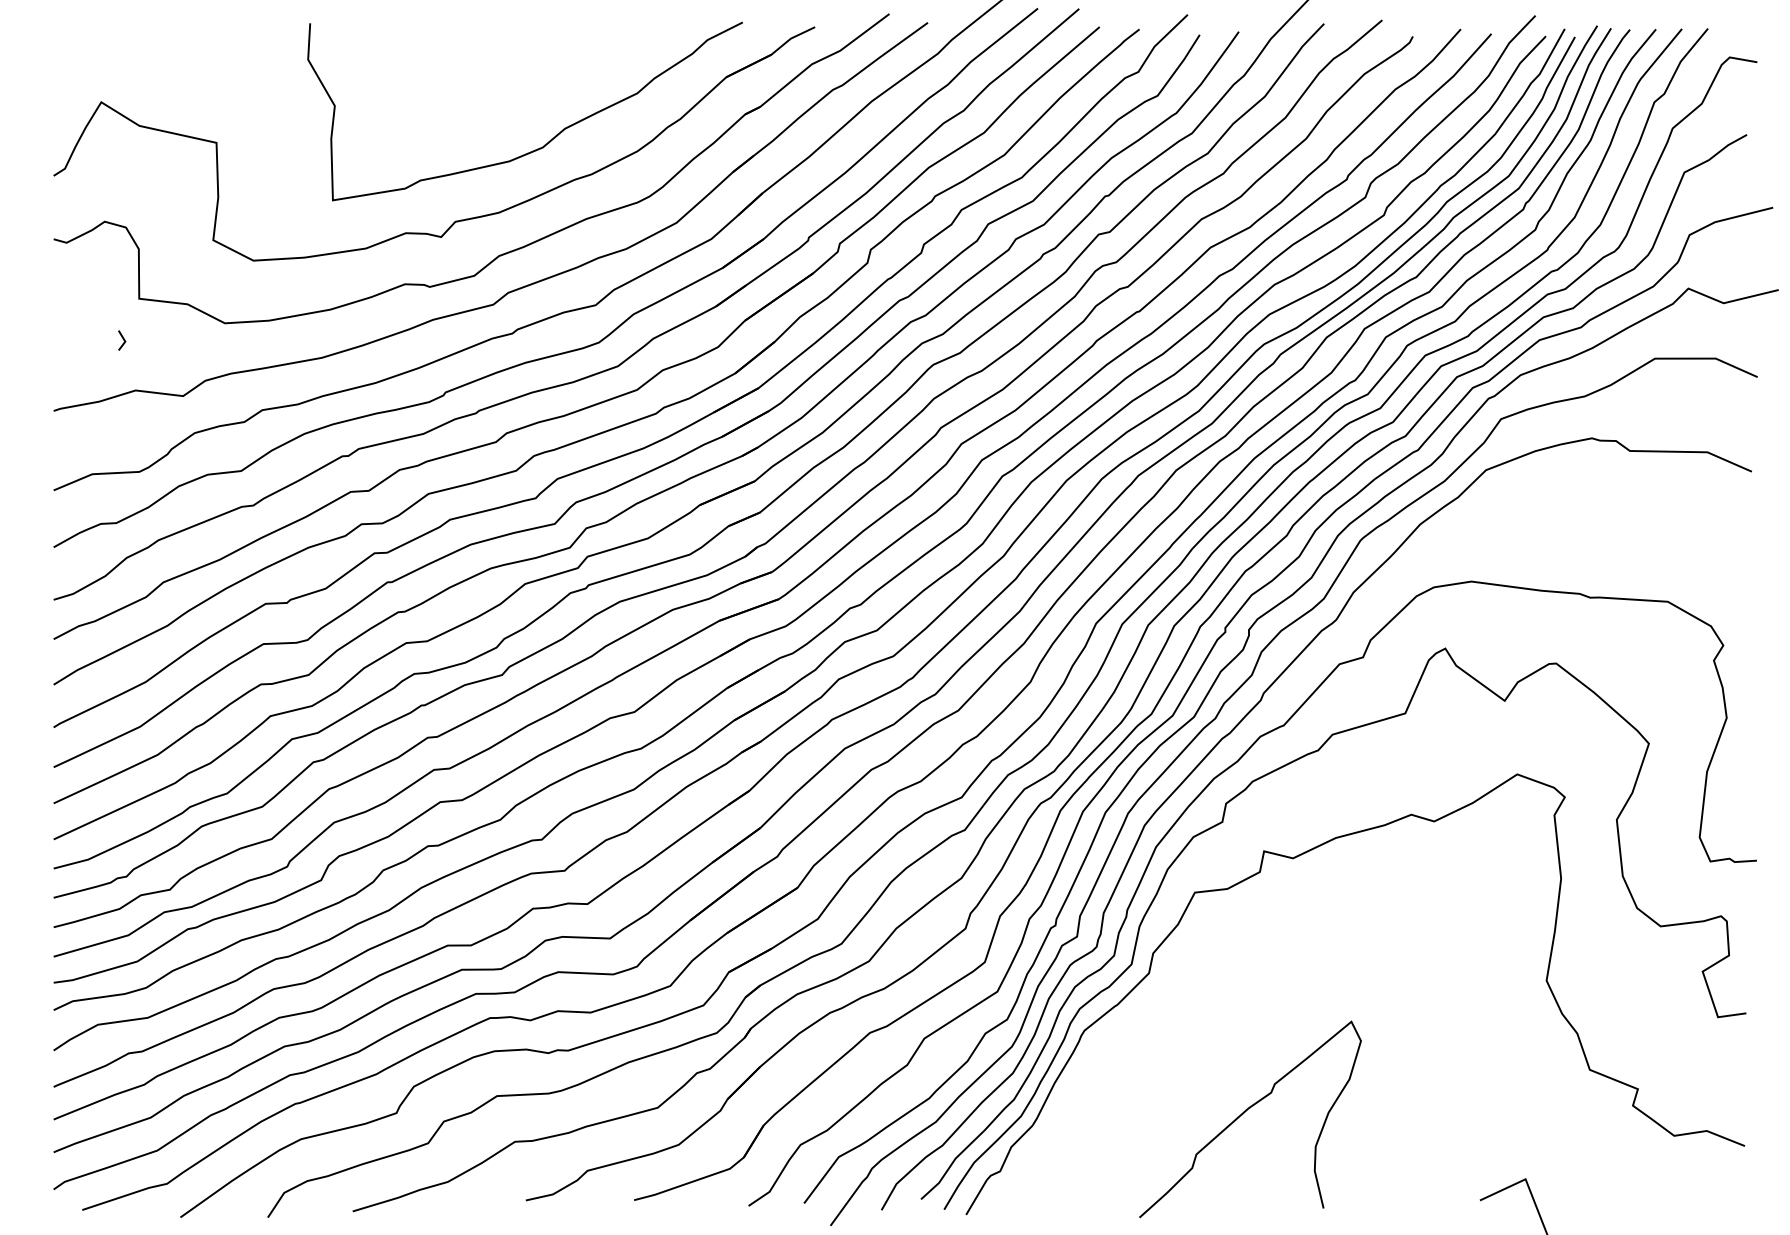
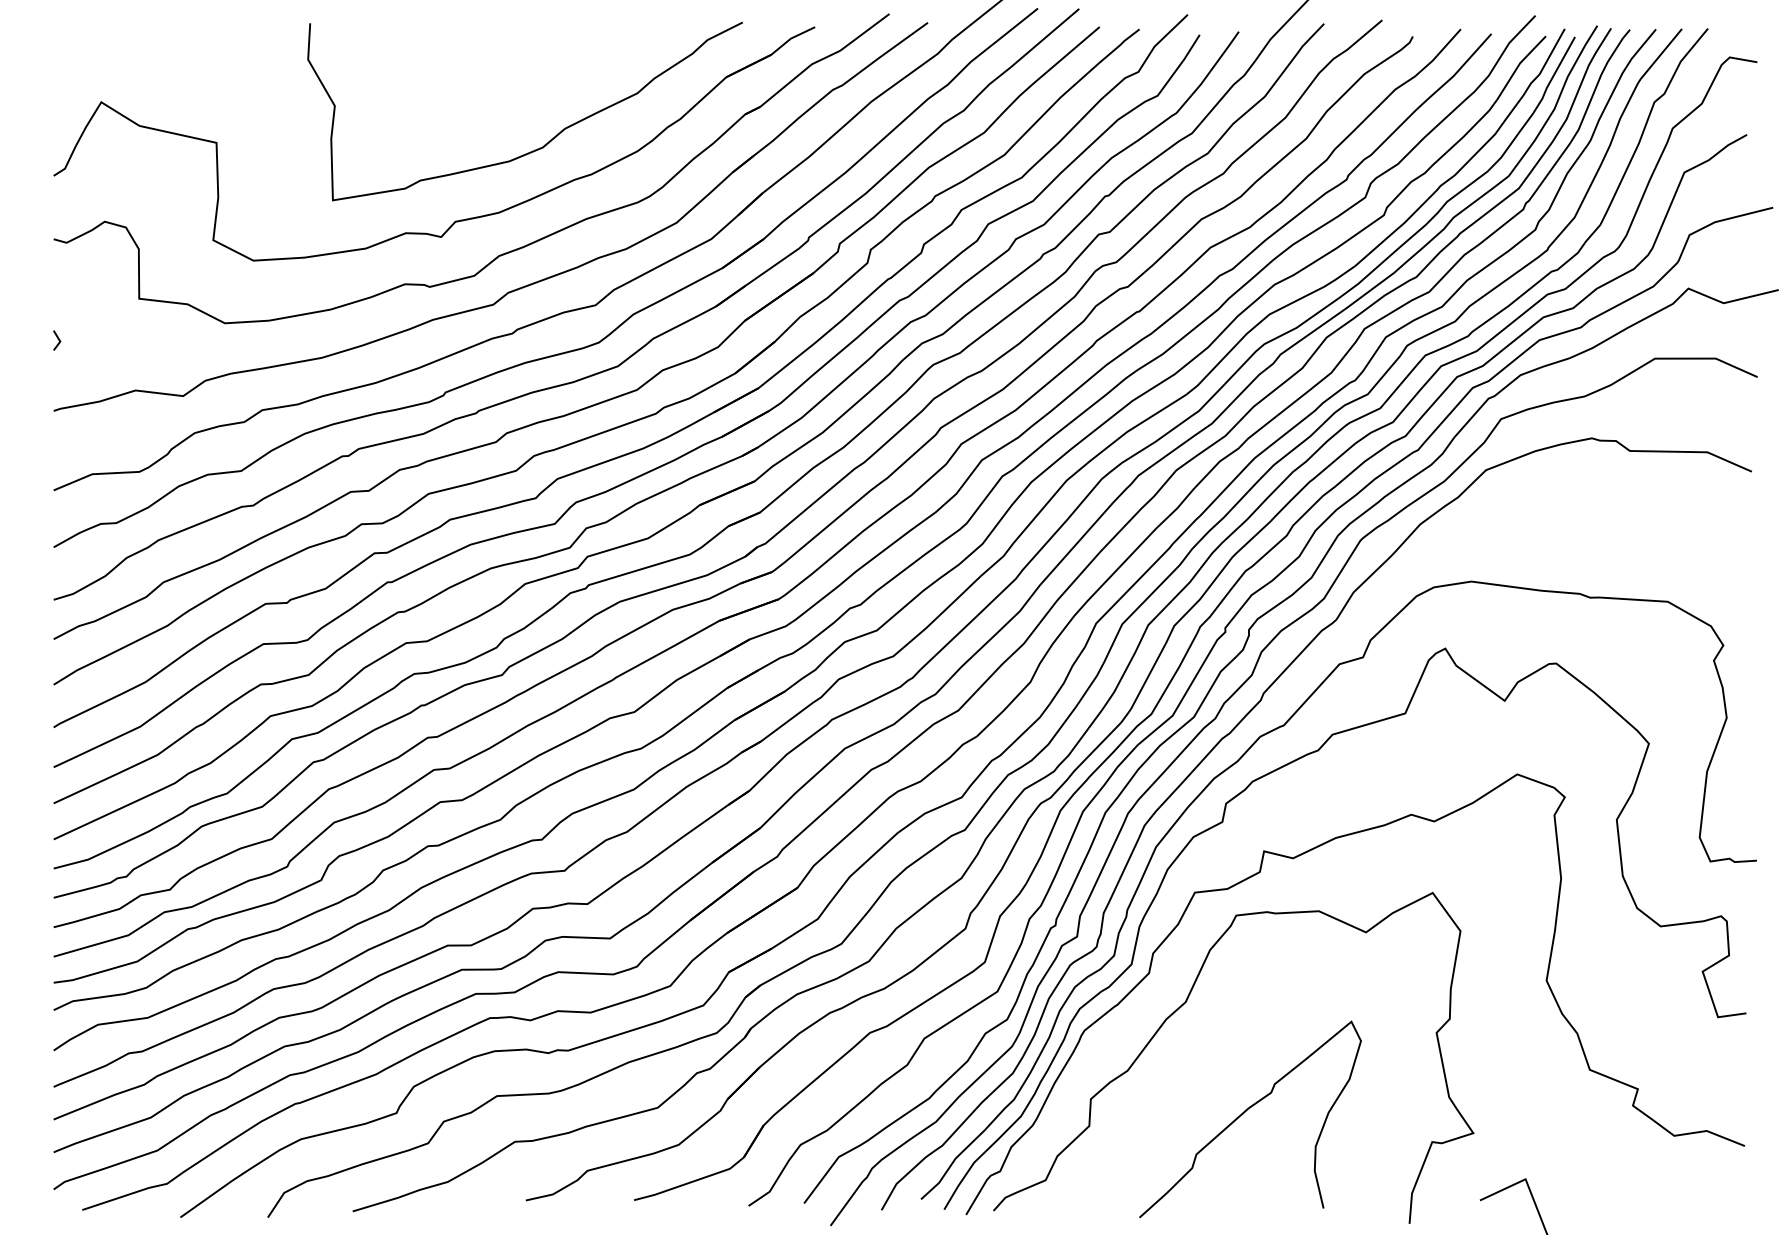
line position: (122, 339) -> (57, 339) (57, 339)
curve: none -> present (1182, 1006)
